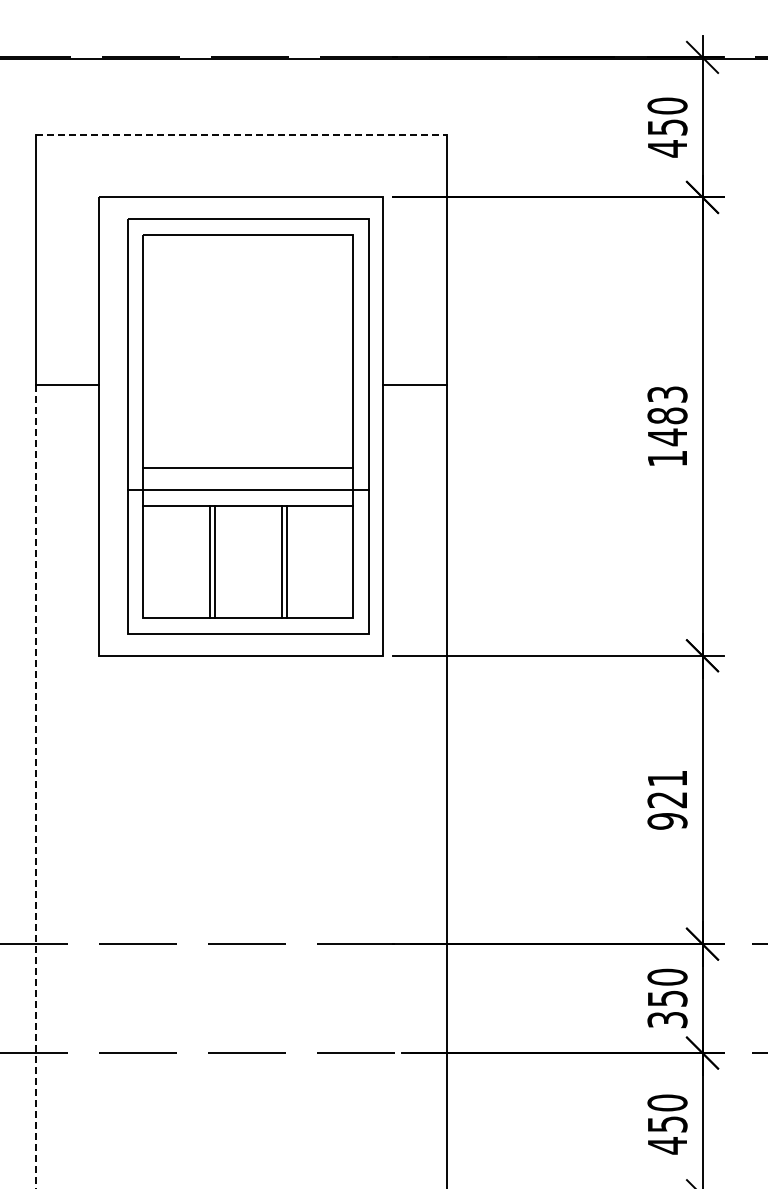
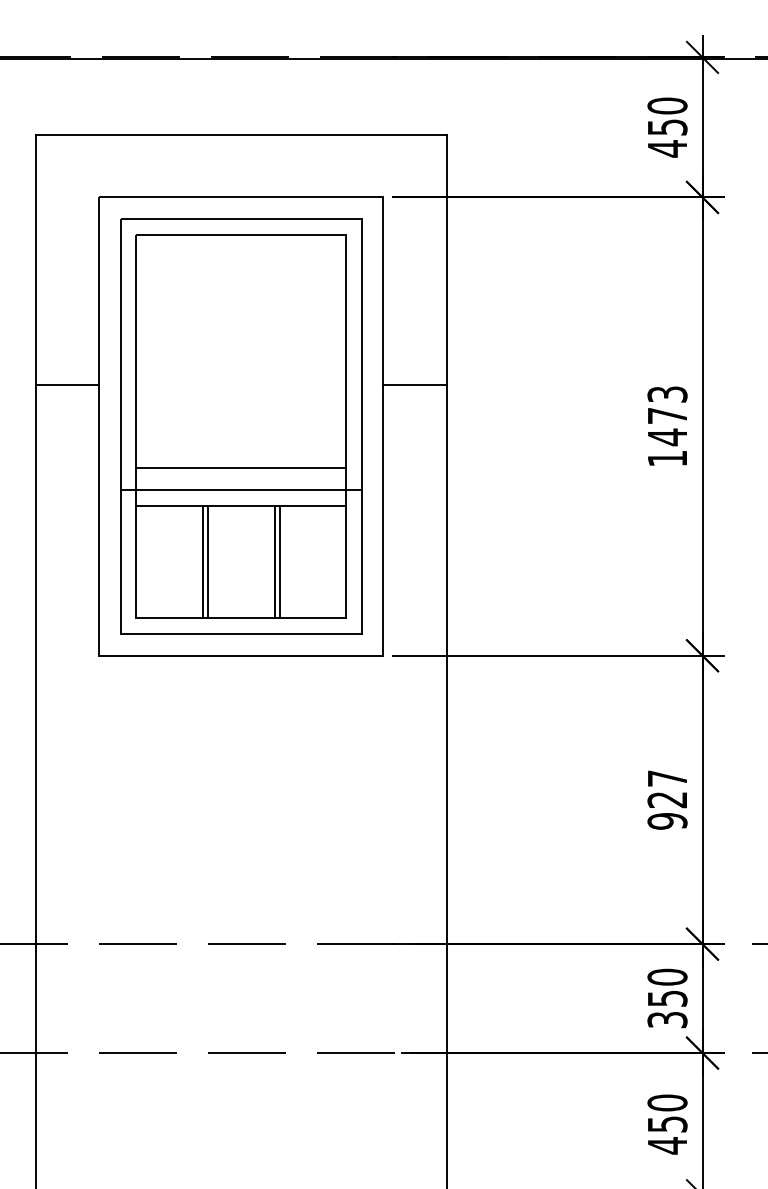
line: dashed -> solid (241, 135)
text: 1483 -> 1473 (667, 415)
part position: (248, 426) -> (241, 426) (241, 426)
text: 921 -> 927 (667, 778)
line: dashed -> solid (35, 786)
